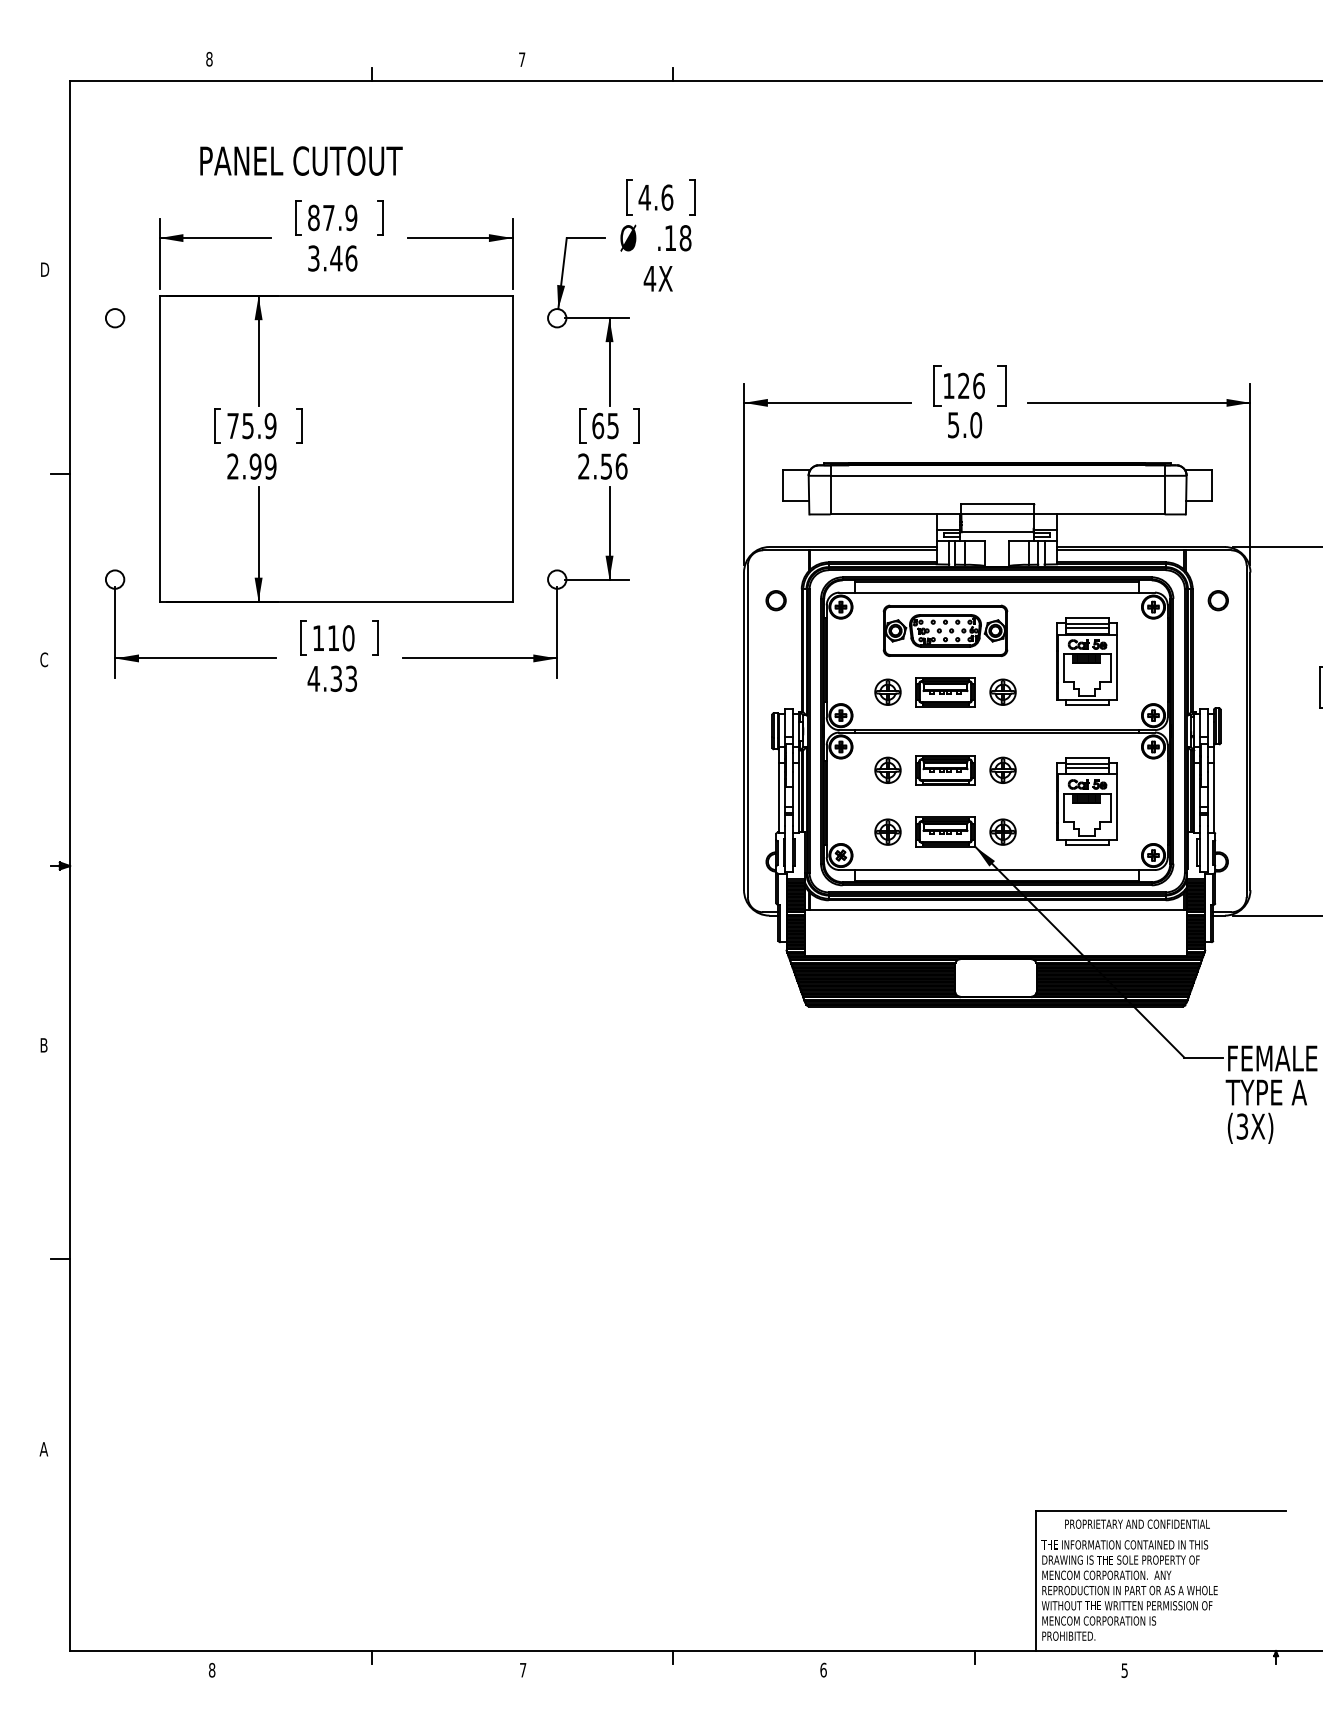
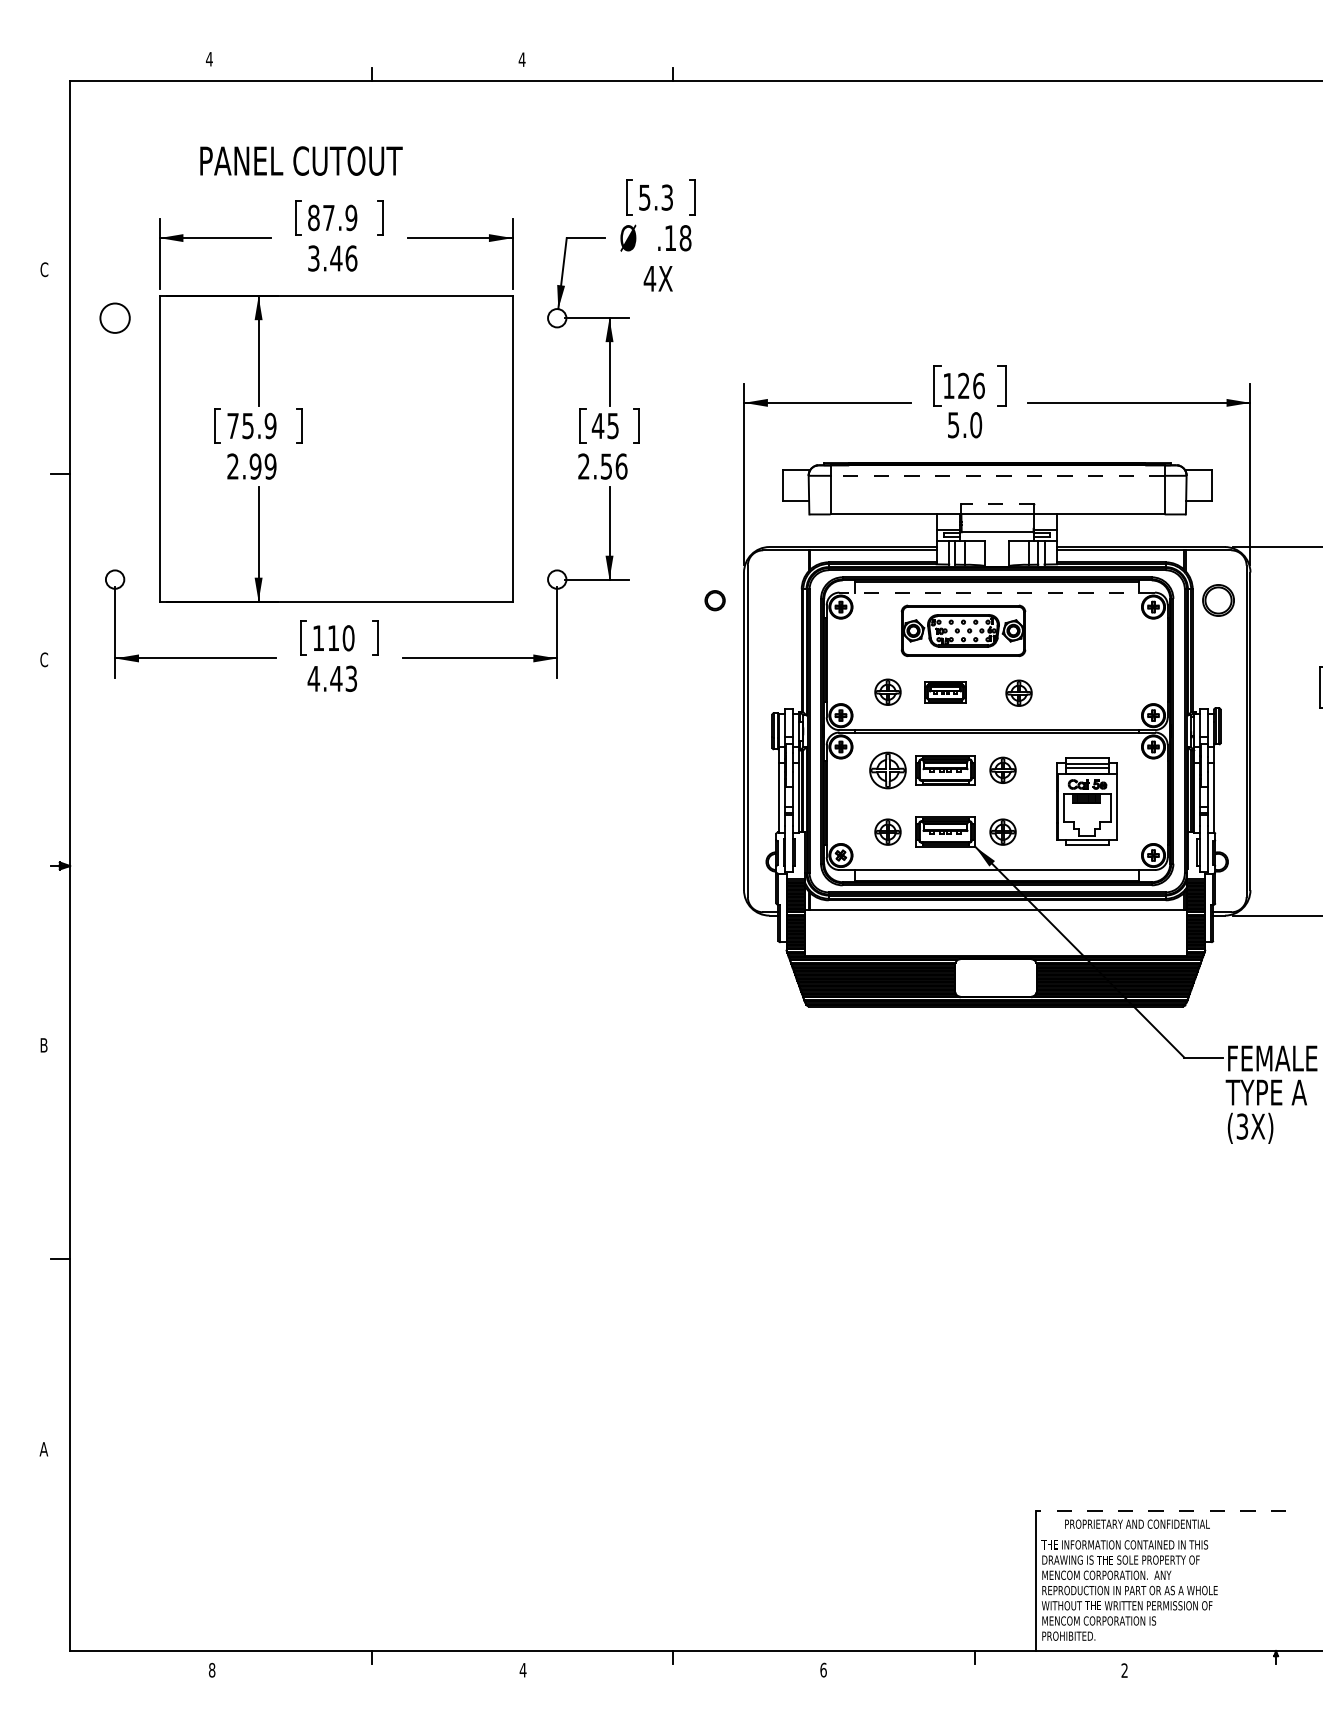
text: 8 -> 4 (209, 58)
text: 7 -> 4 (521, 59)
text: 4.6 -> 5.3 (655, 197)
text: D -> C (44, 269)
circle diameter: 18 px -> 29 px (114, 317)
text: 65 -> 45 (597, 425)
line: solid -> dashed (997, 475)
line: solid -> dashed (997, 504)
line: solid -> dashed (997, 592)
part position: (775, 600) -> (714, 600) (714, 600)
part size: 22x22 px -> 33x33 px (1218, 600)
part position: (945, 630) -> (963, 630) (963, 630)
part: present -> none (1086, 661)
text: 4.33 -> 4.43 (336, 678)
part position: (1002, 691) -> (1018, 692) (1018, 692)
part size: 61x31 px -> 43x23 px (945, 692)
part size: 28x28 px -> 38x39 px (887, 770)
line: solid -> dashed (1160, 1510)
text: 7 -> 4 (522, 1670)
text: 5 -> 2 (1124, 1670)
